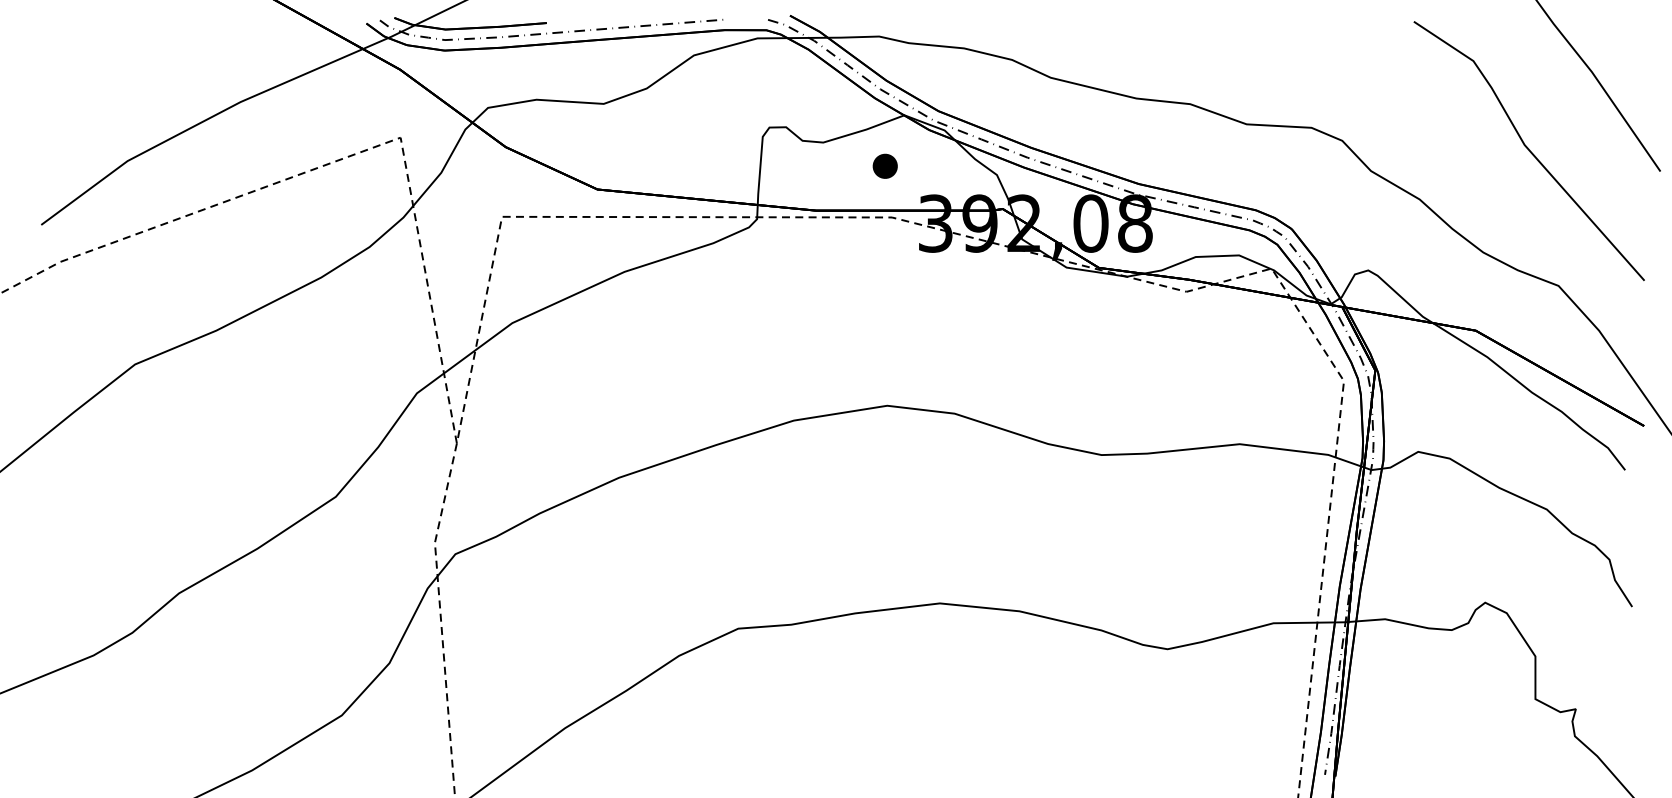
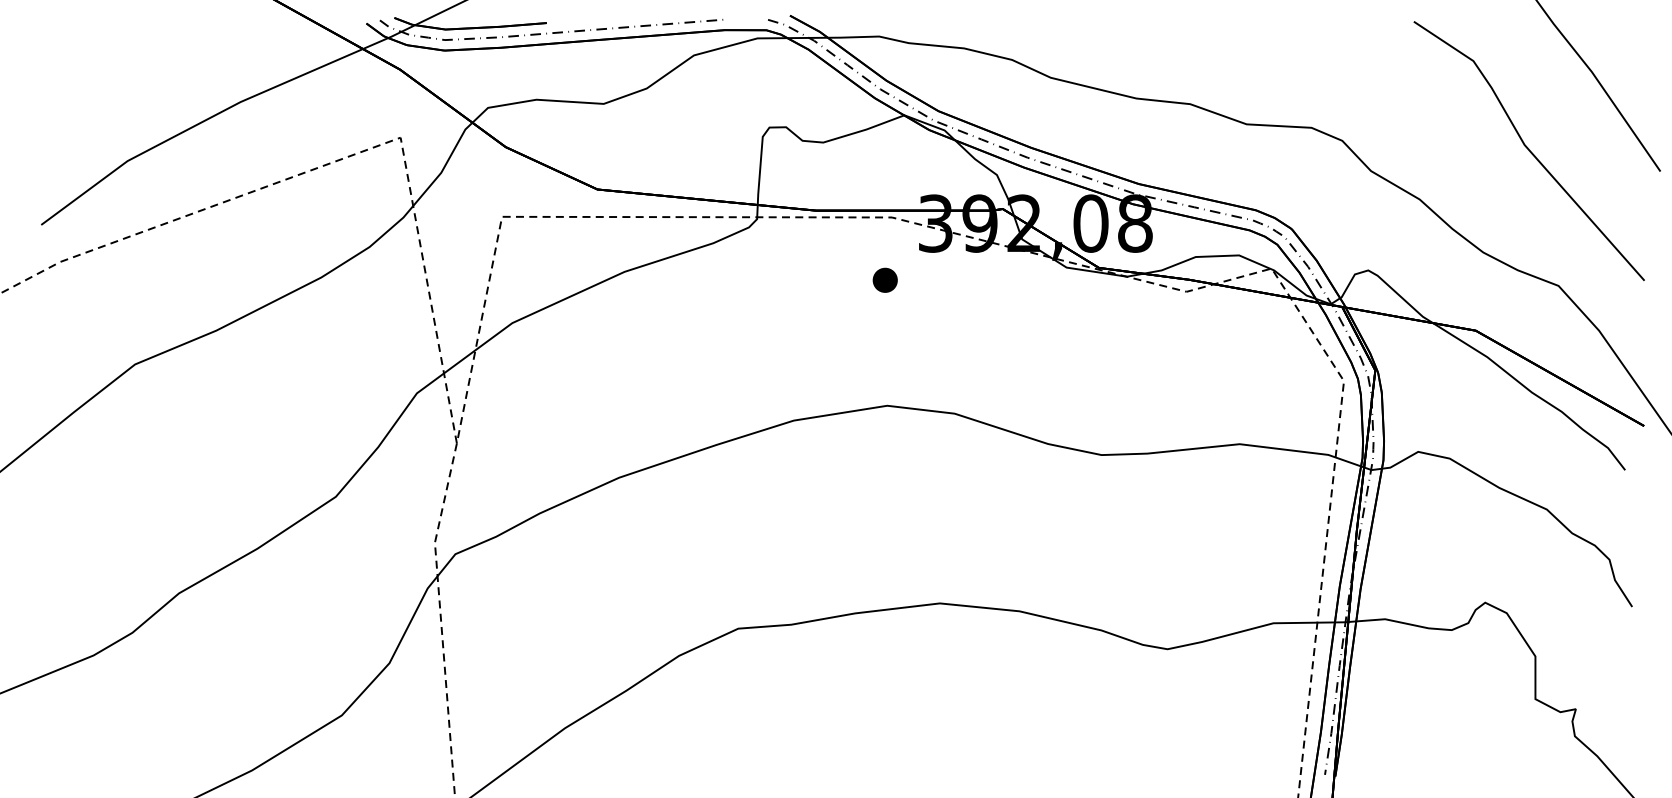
part position: (884, 165) -> (884, 279) (884, 279)
